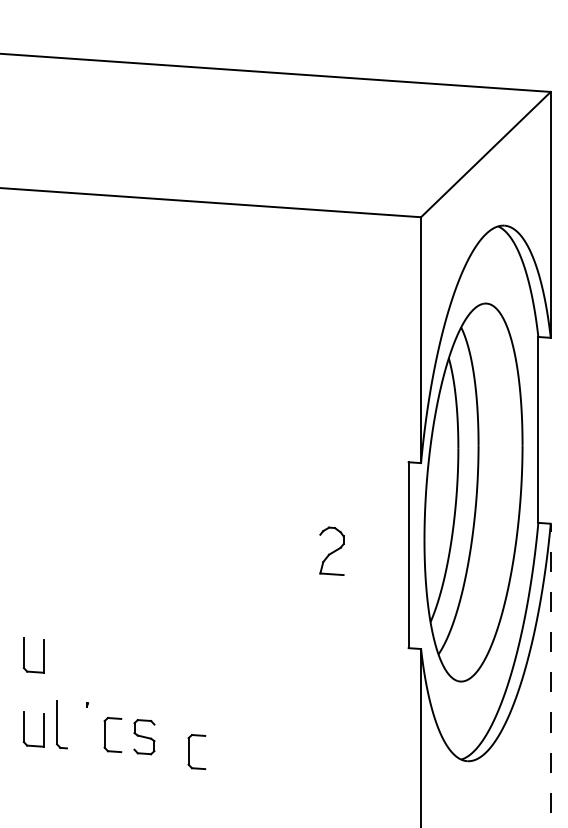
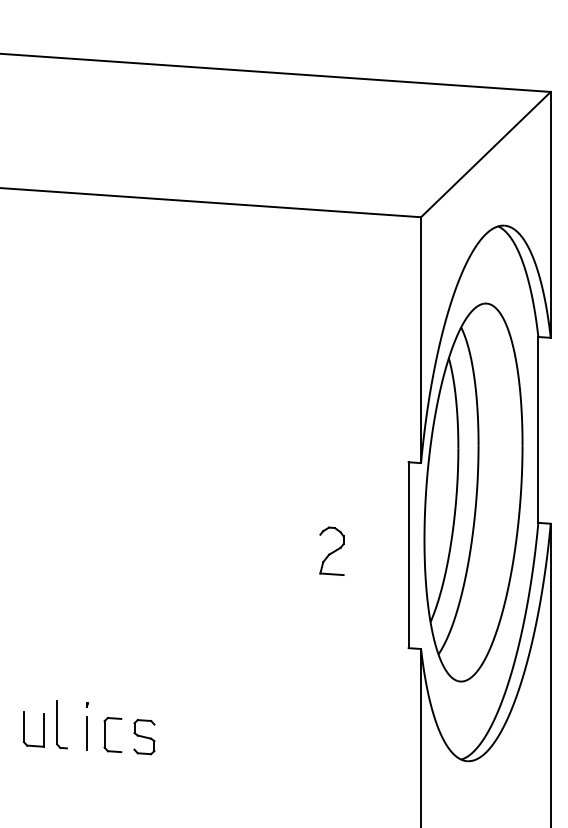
part: present -> none (24, 655)
line: dashed -> solid (550, 675)
line: none -> present (86, 732)
part: present -> none (189, 751)
